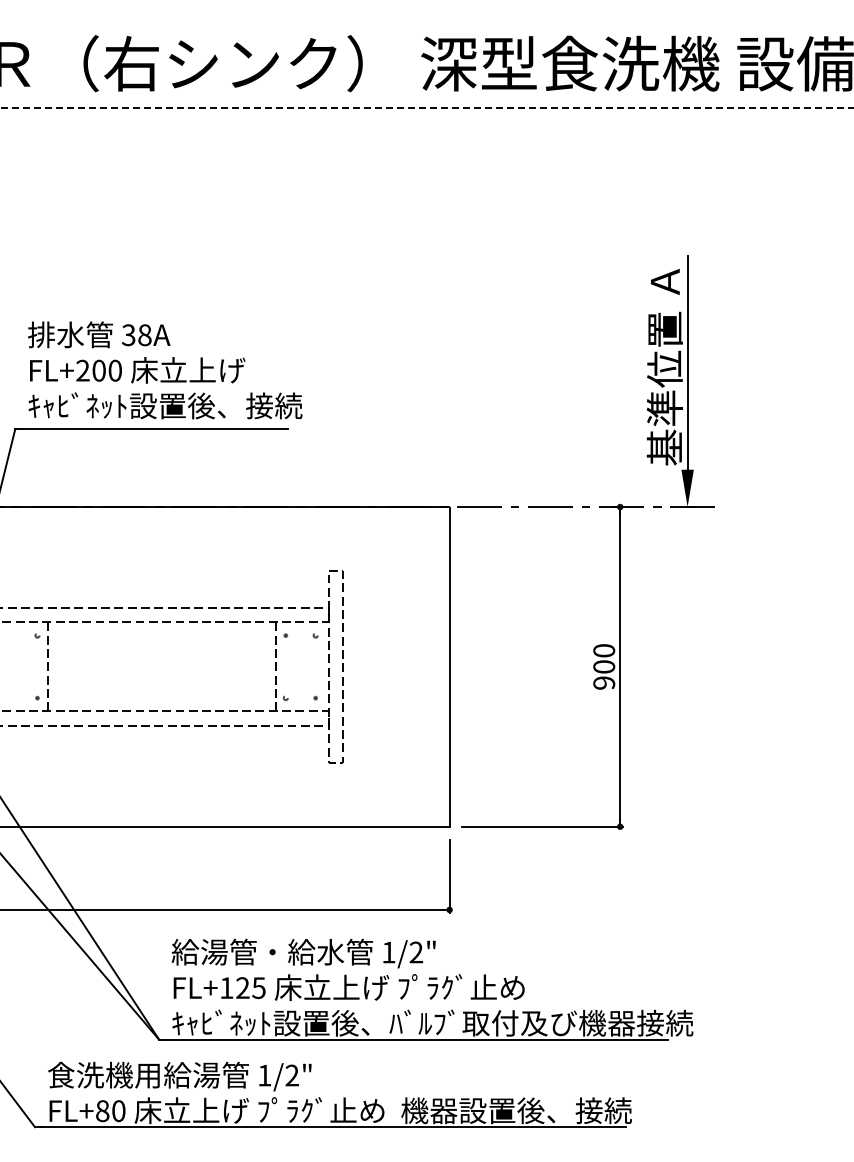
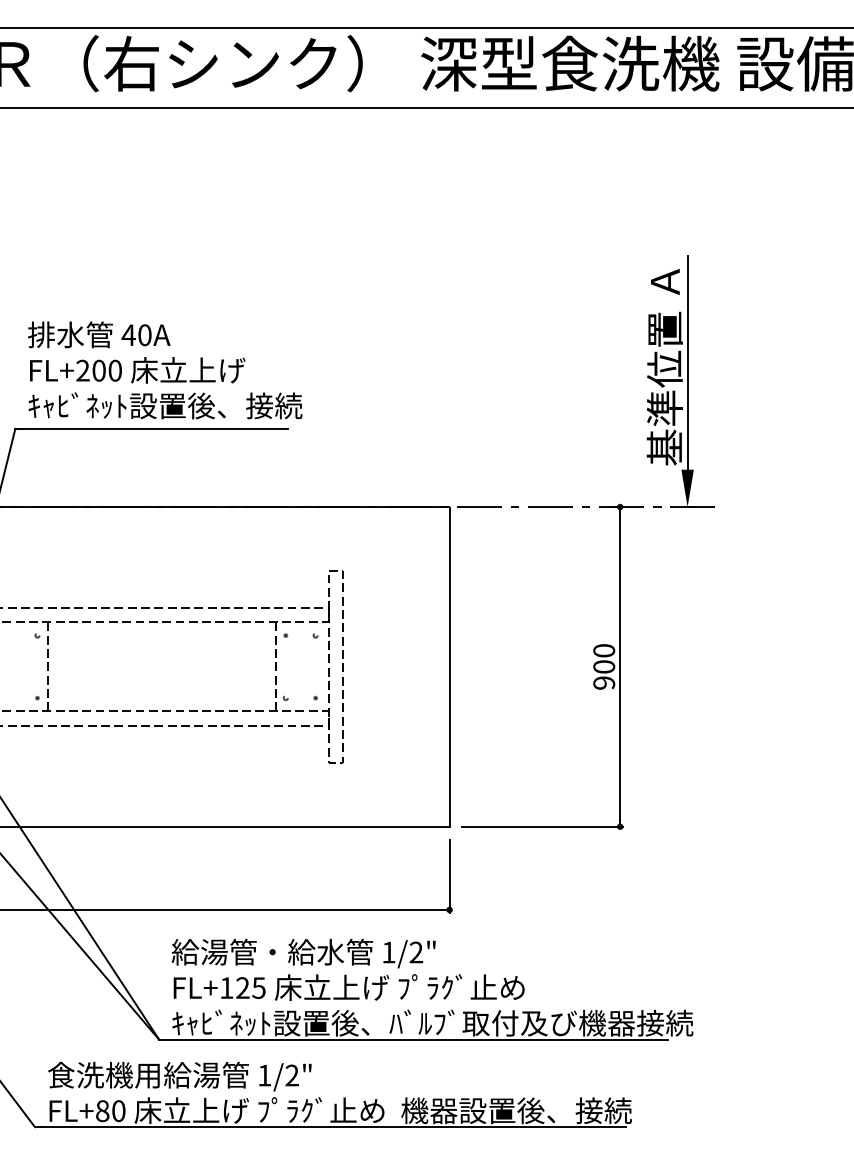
line: none -> present (426, 27)
line: dashed -> solid (427, 107)
text: 38A -> 40A (136, 335)
